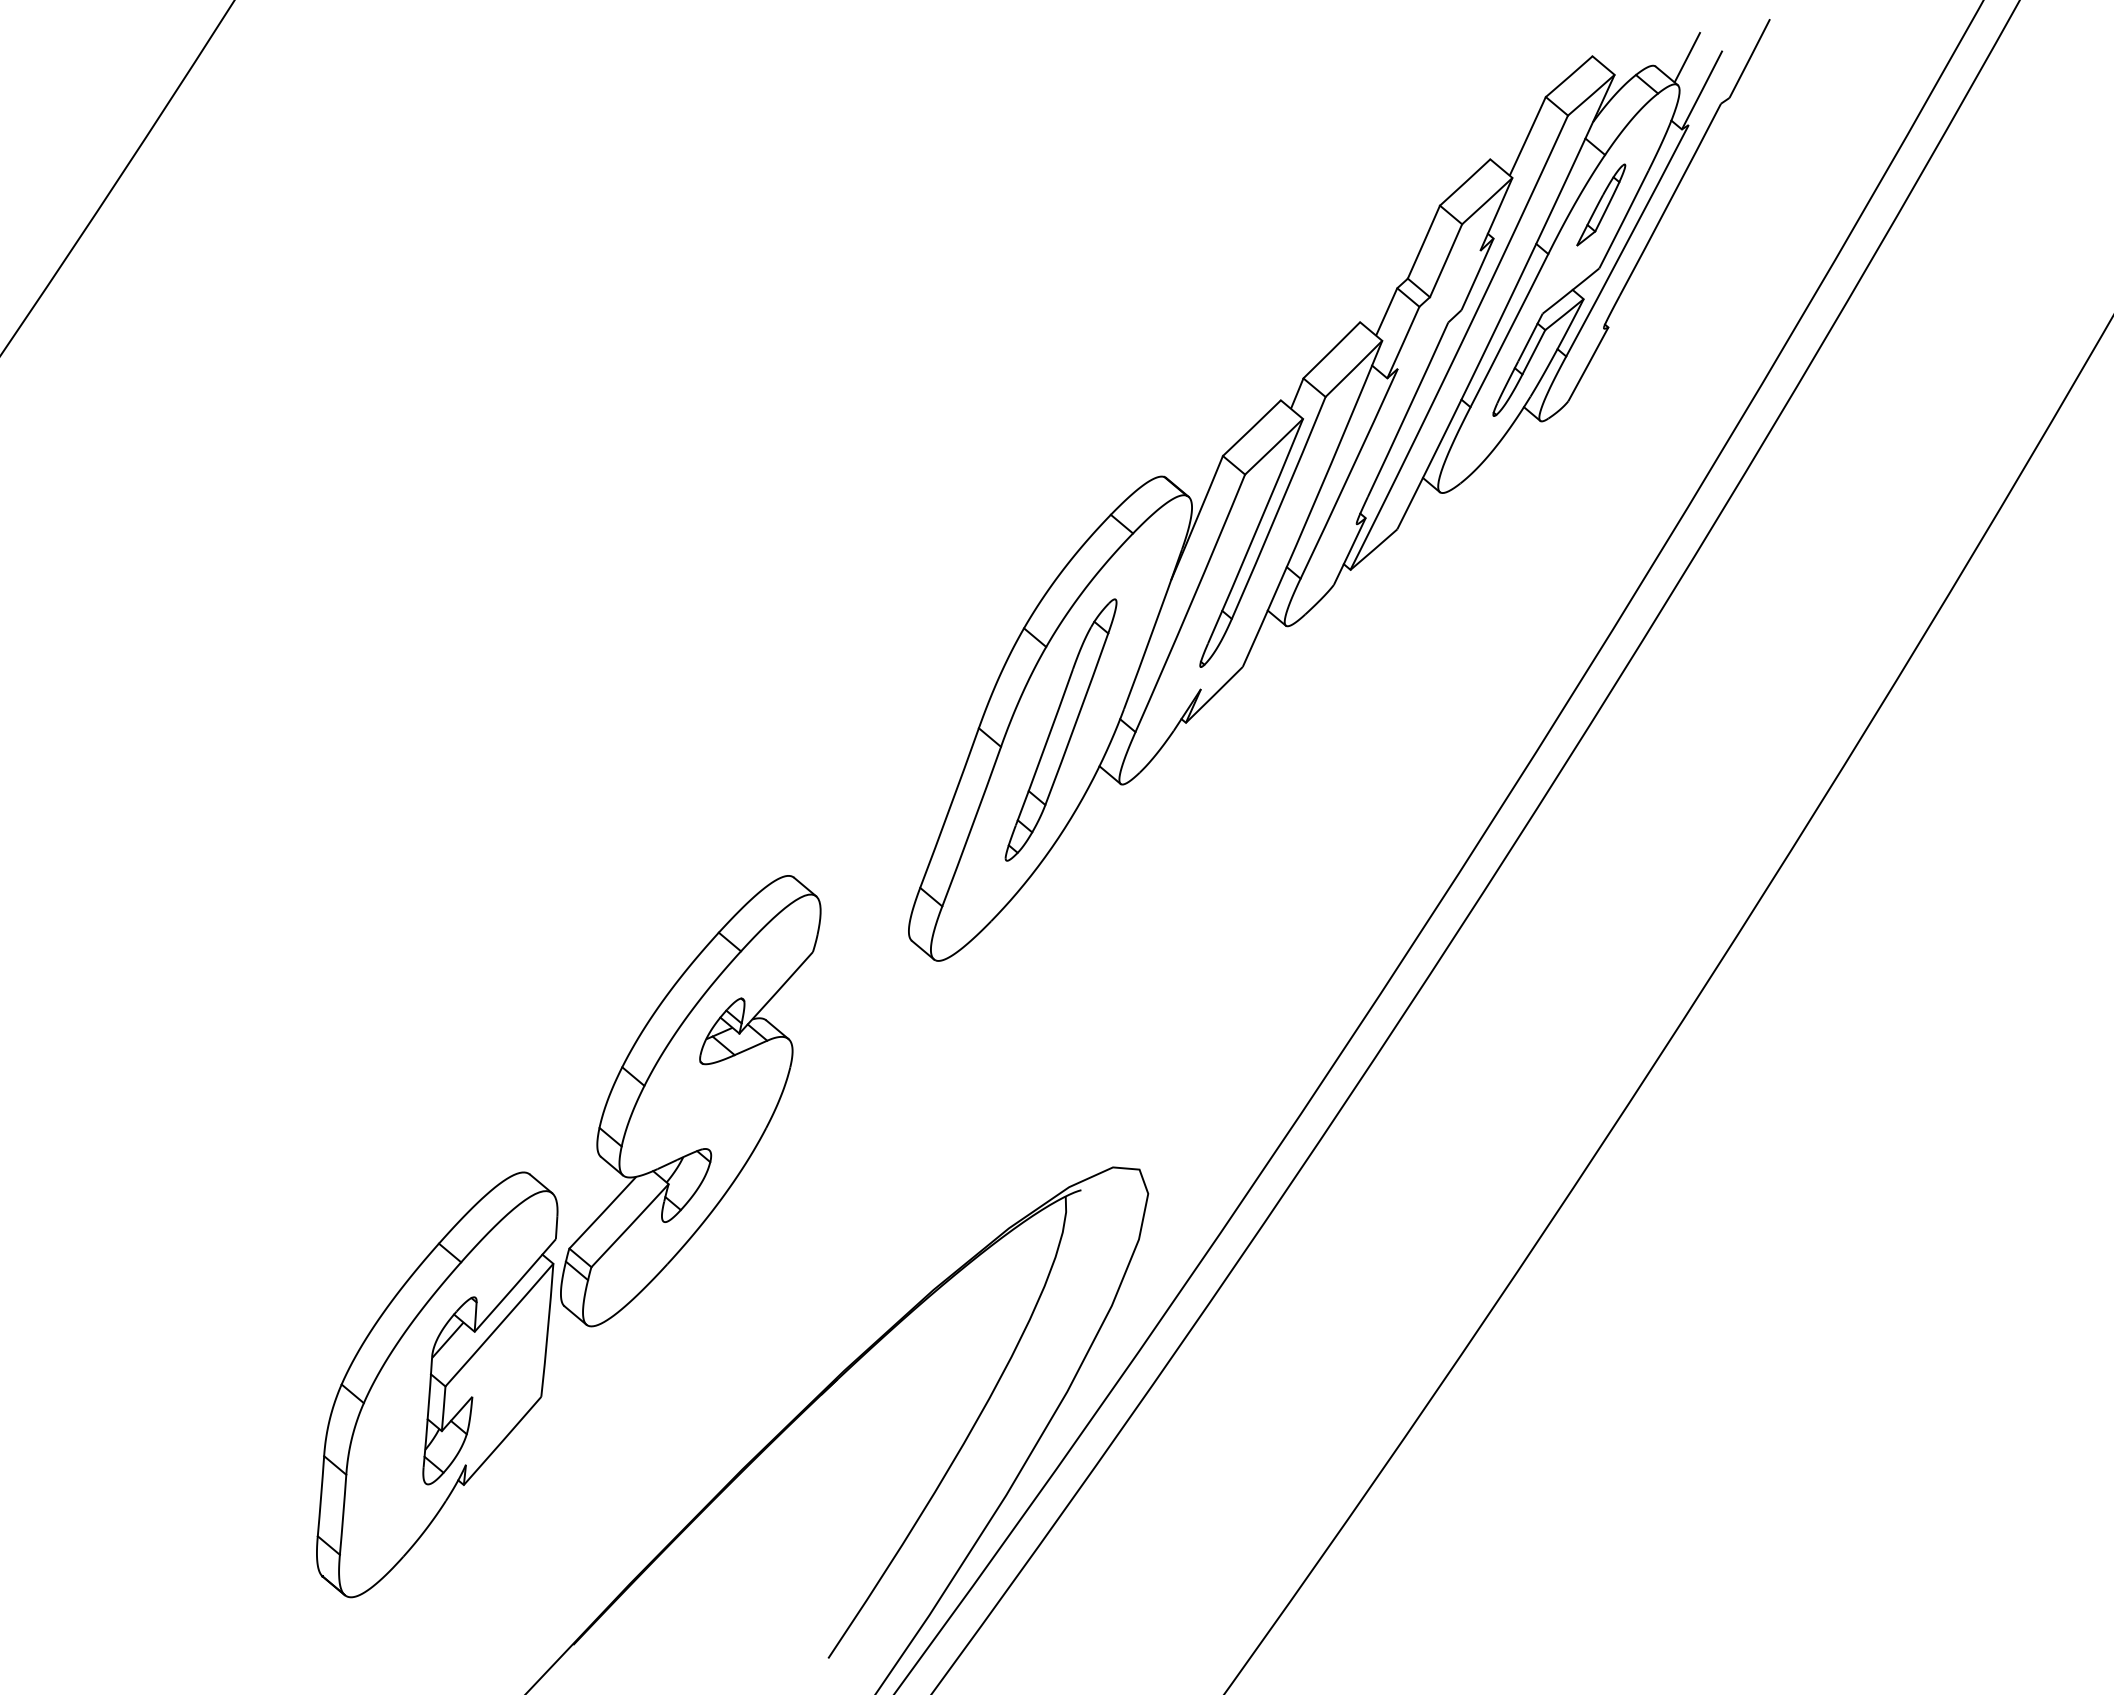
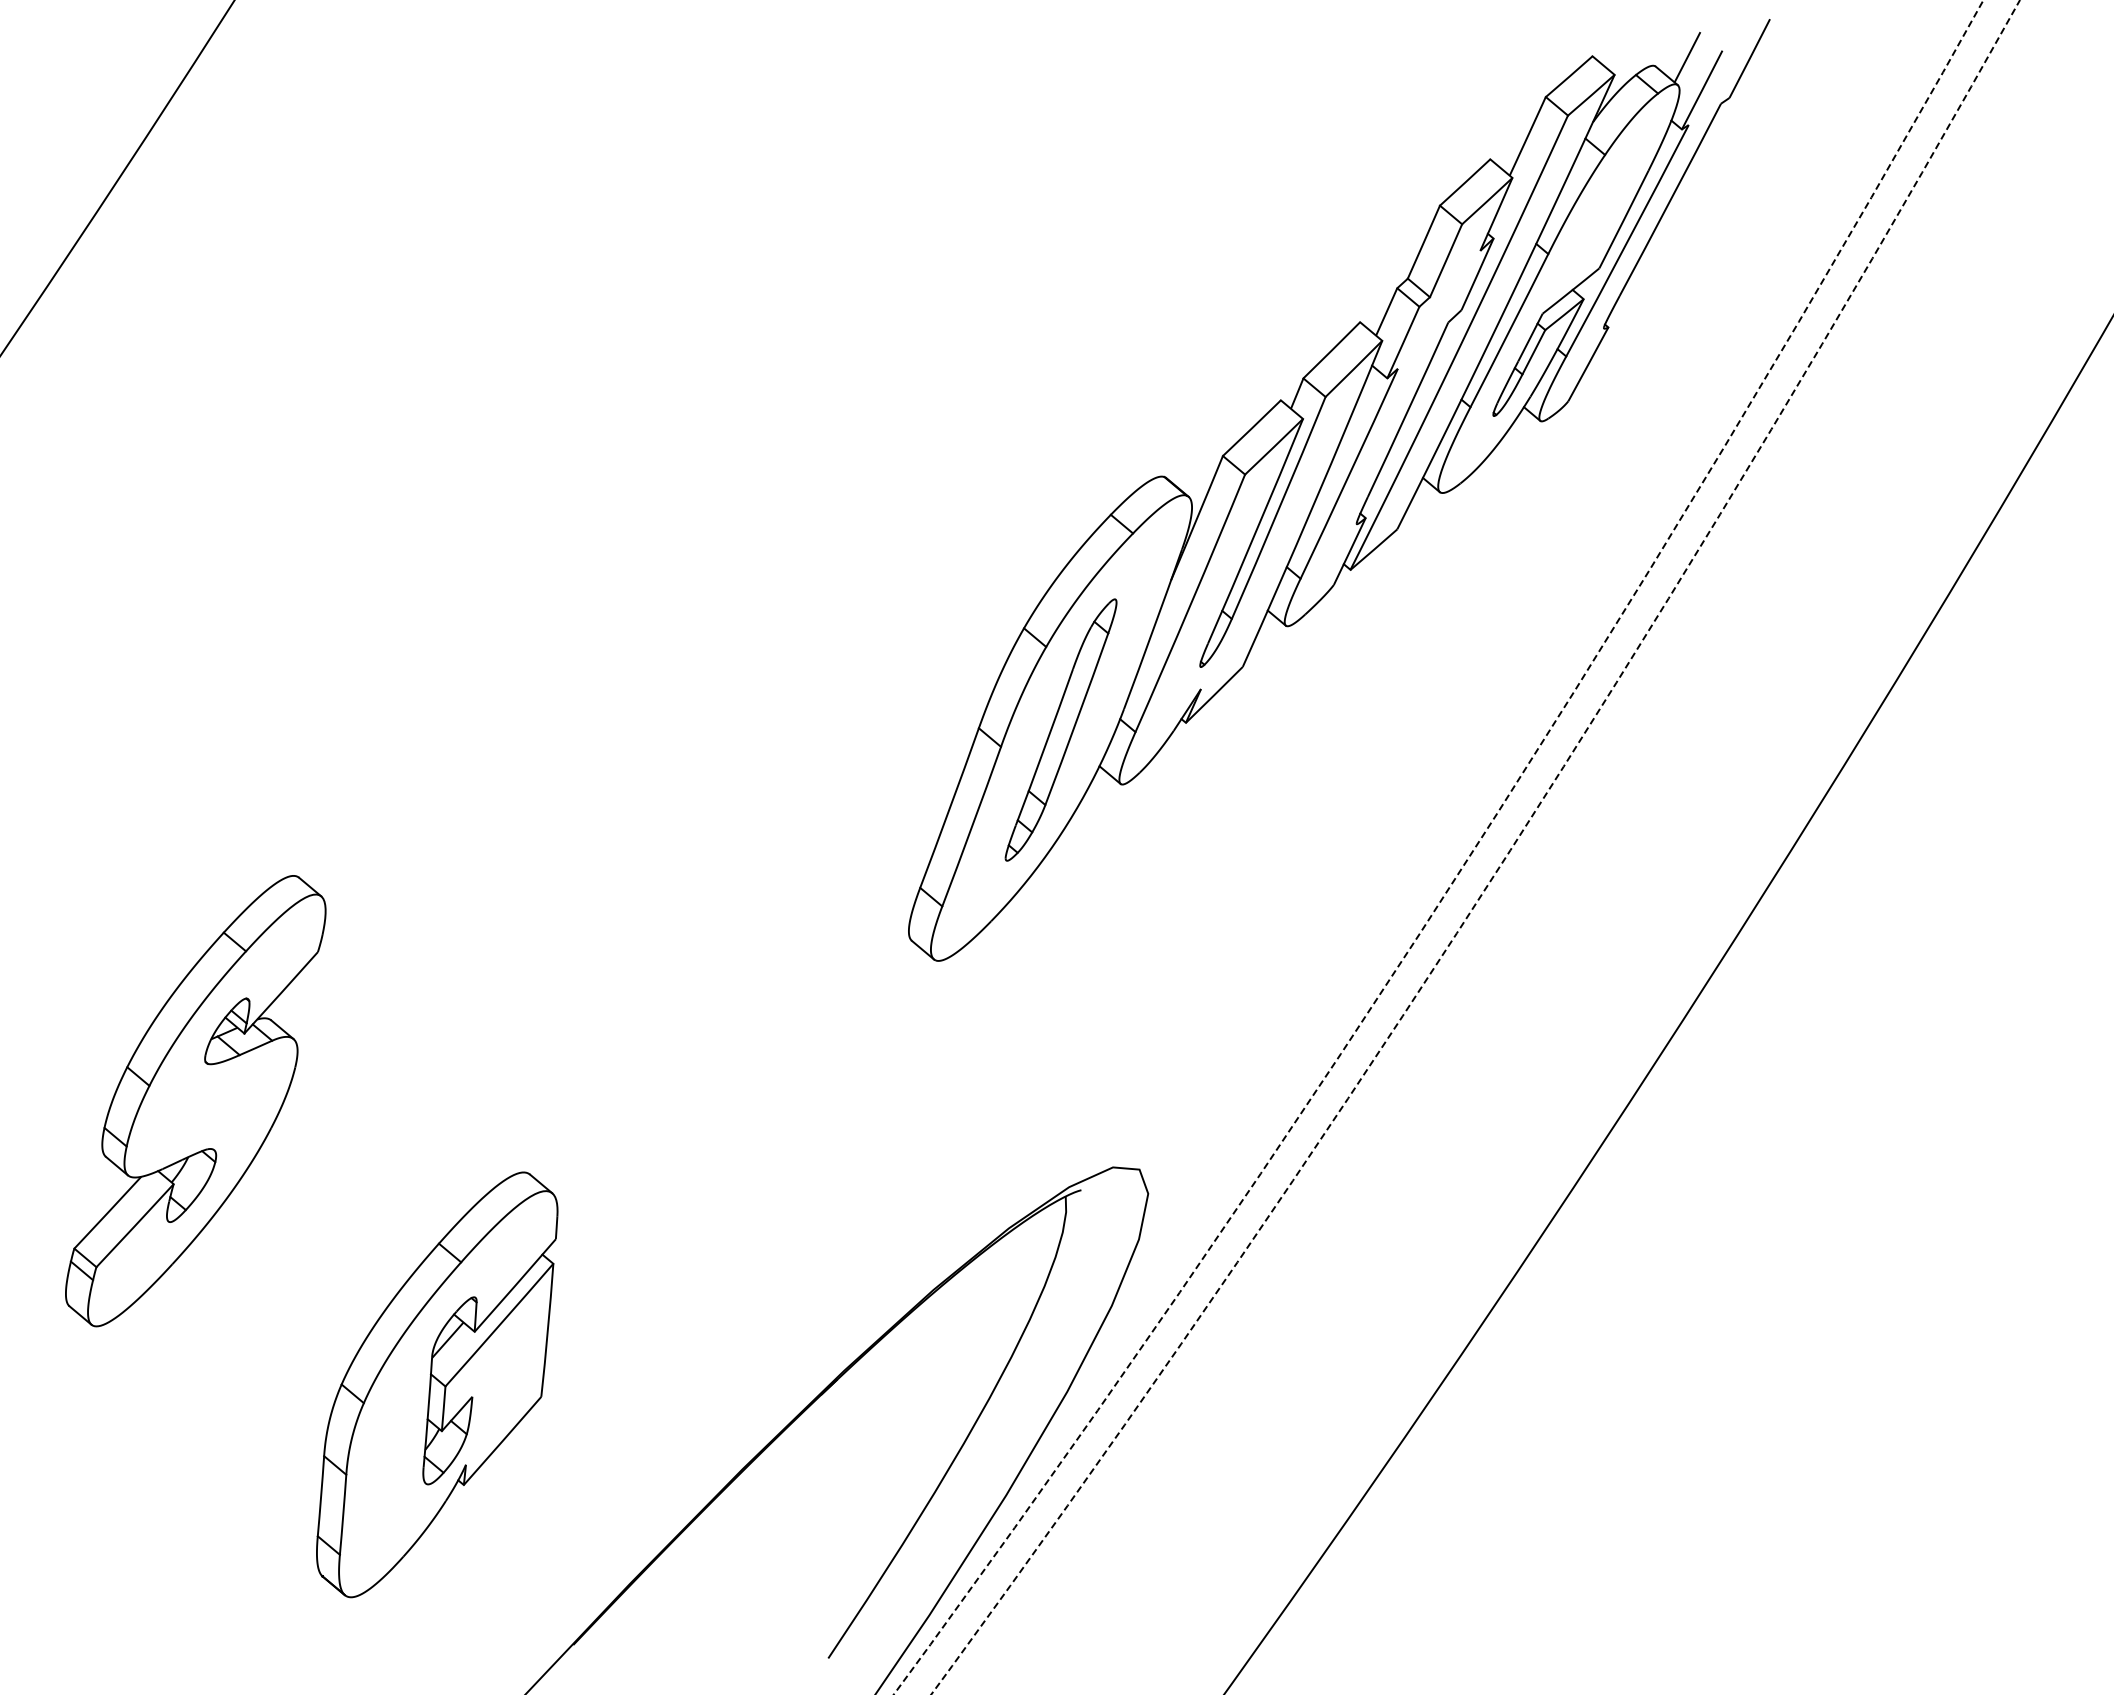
part: present -> none (1601, 204)
circle: solid -> dashed (1475, 847)
arc: solid -> dashed (1465, 862)
part position: (690, 1101) -> (195, 1101) (195, 1101)
